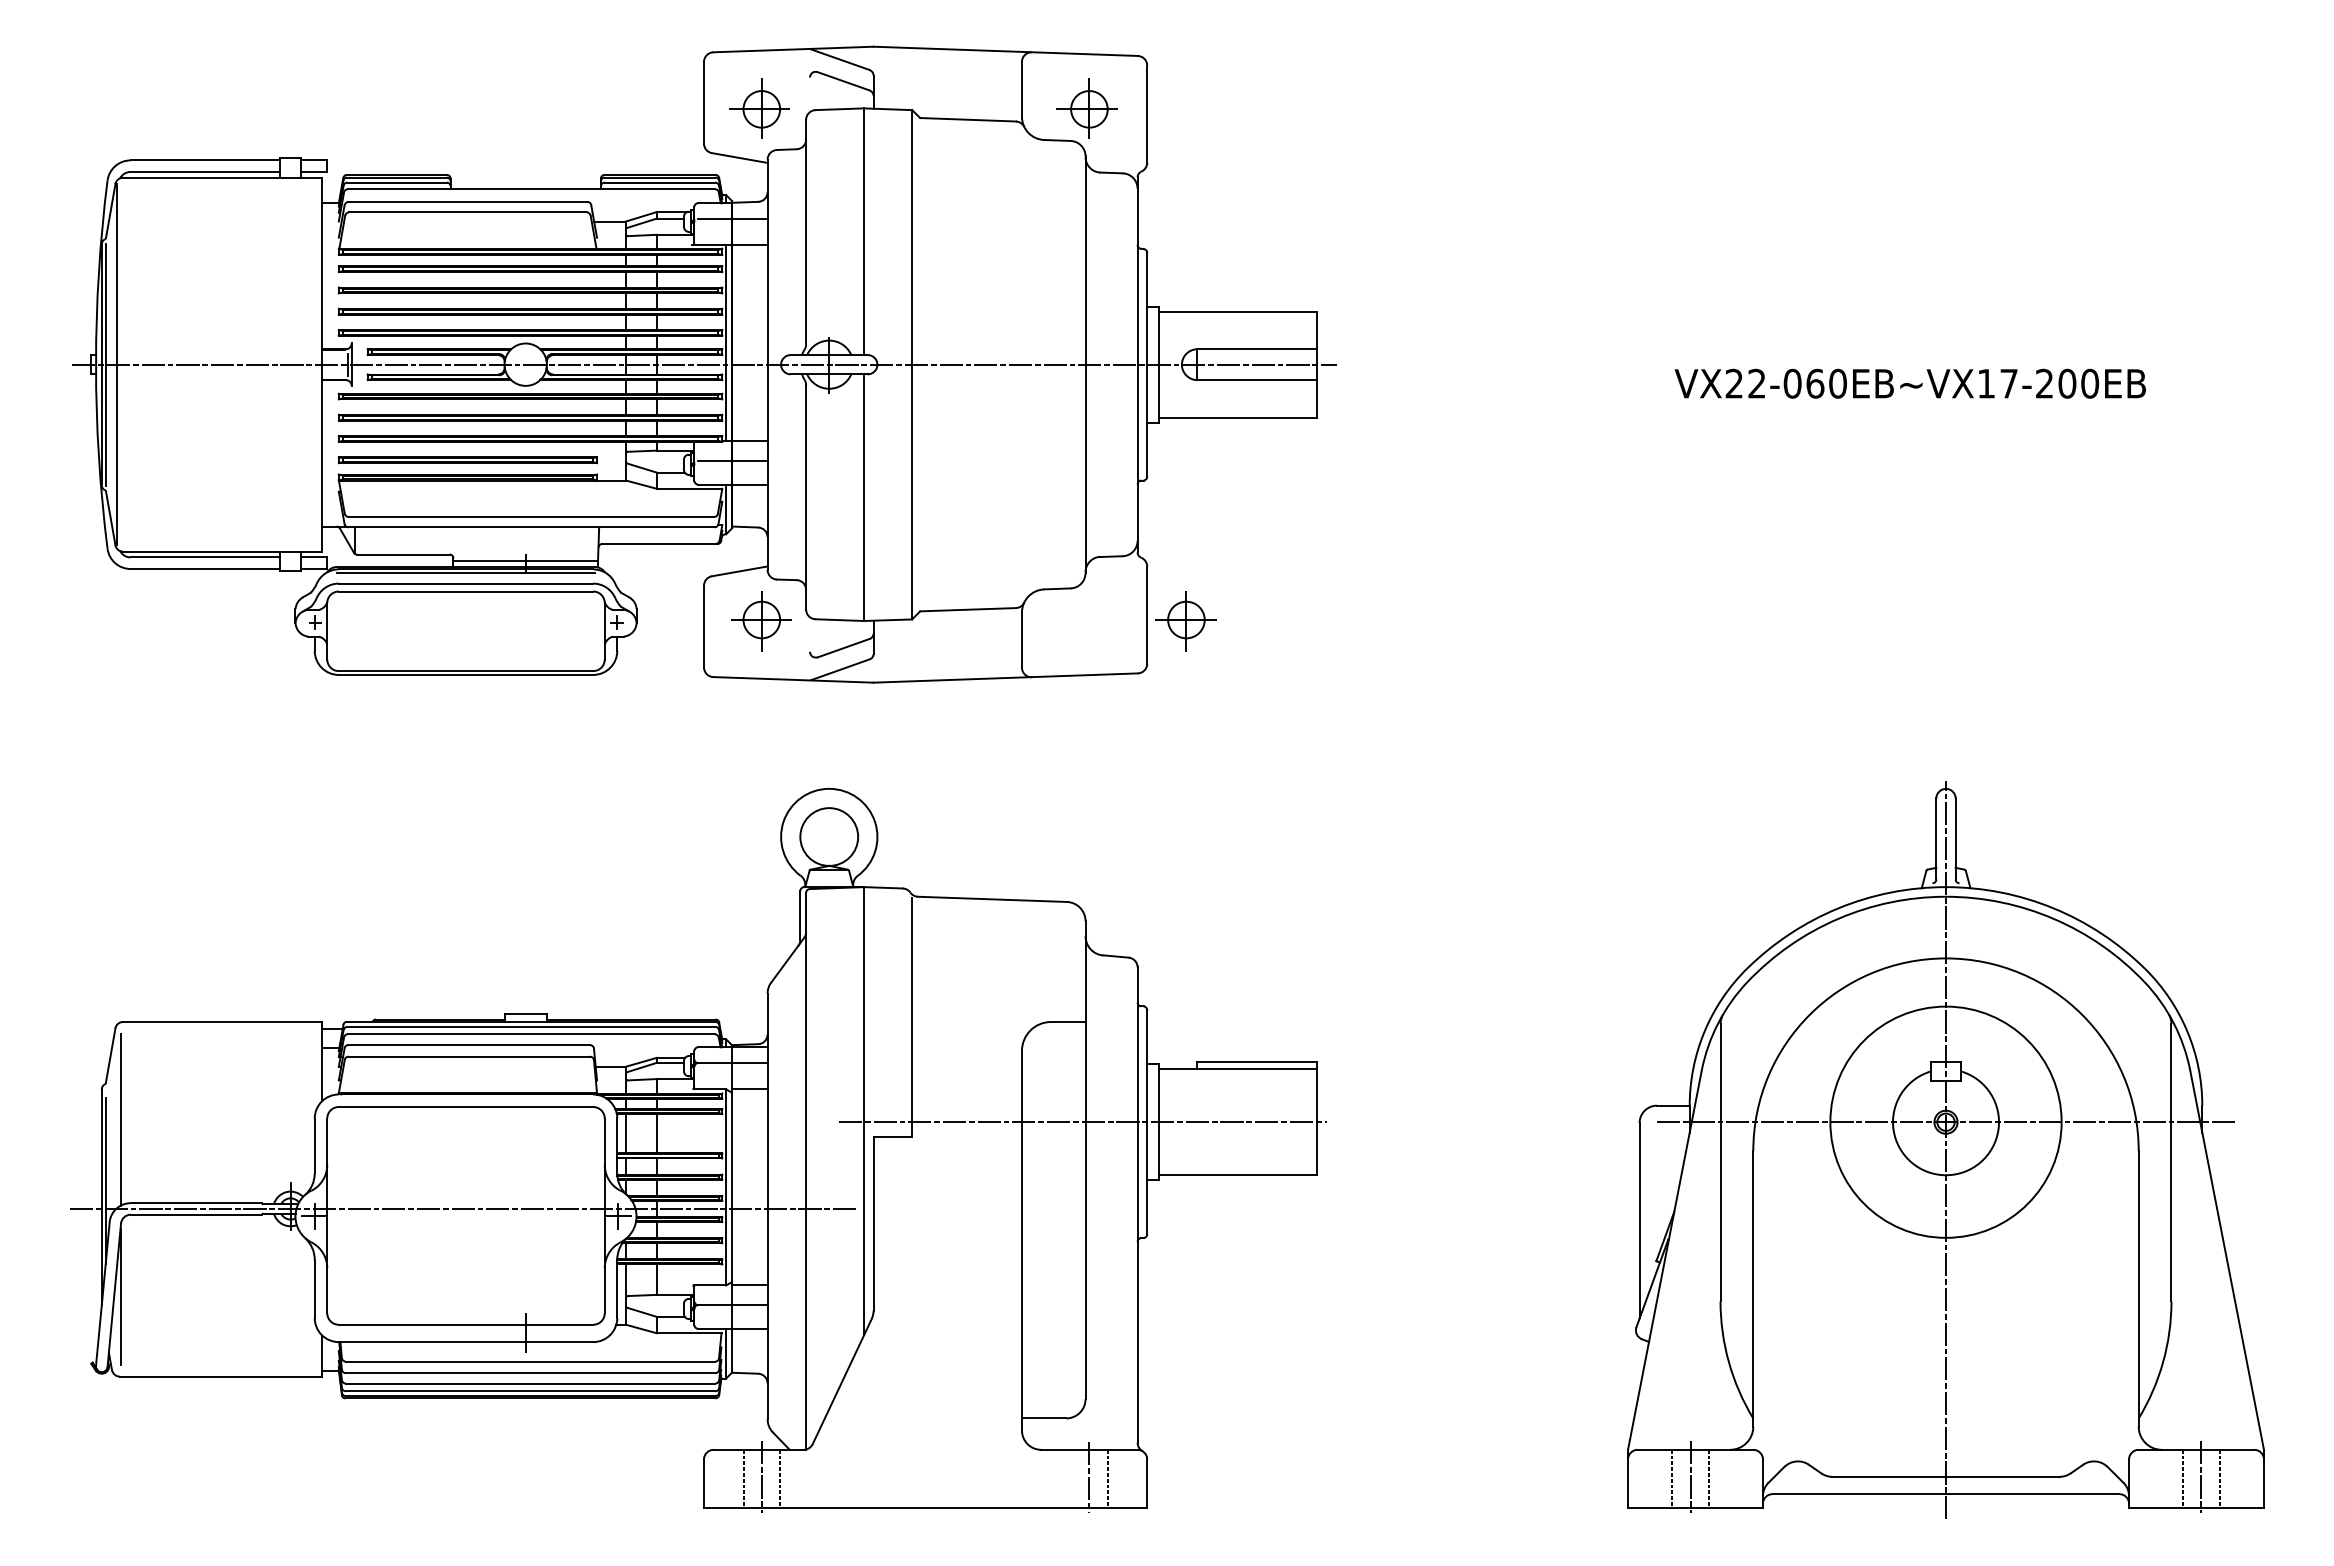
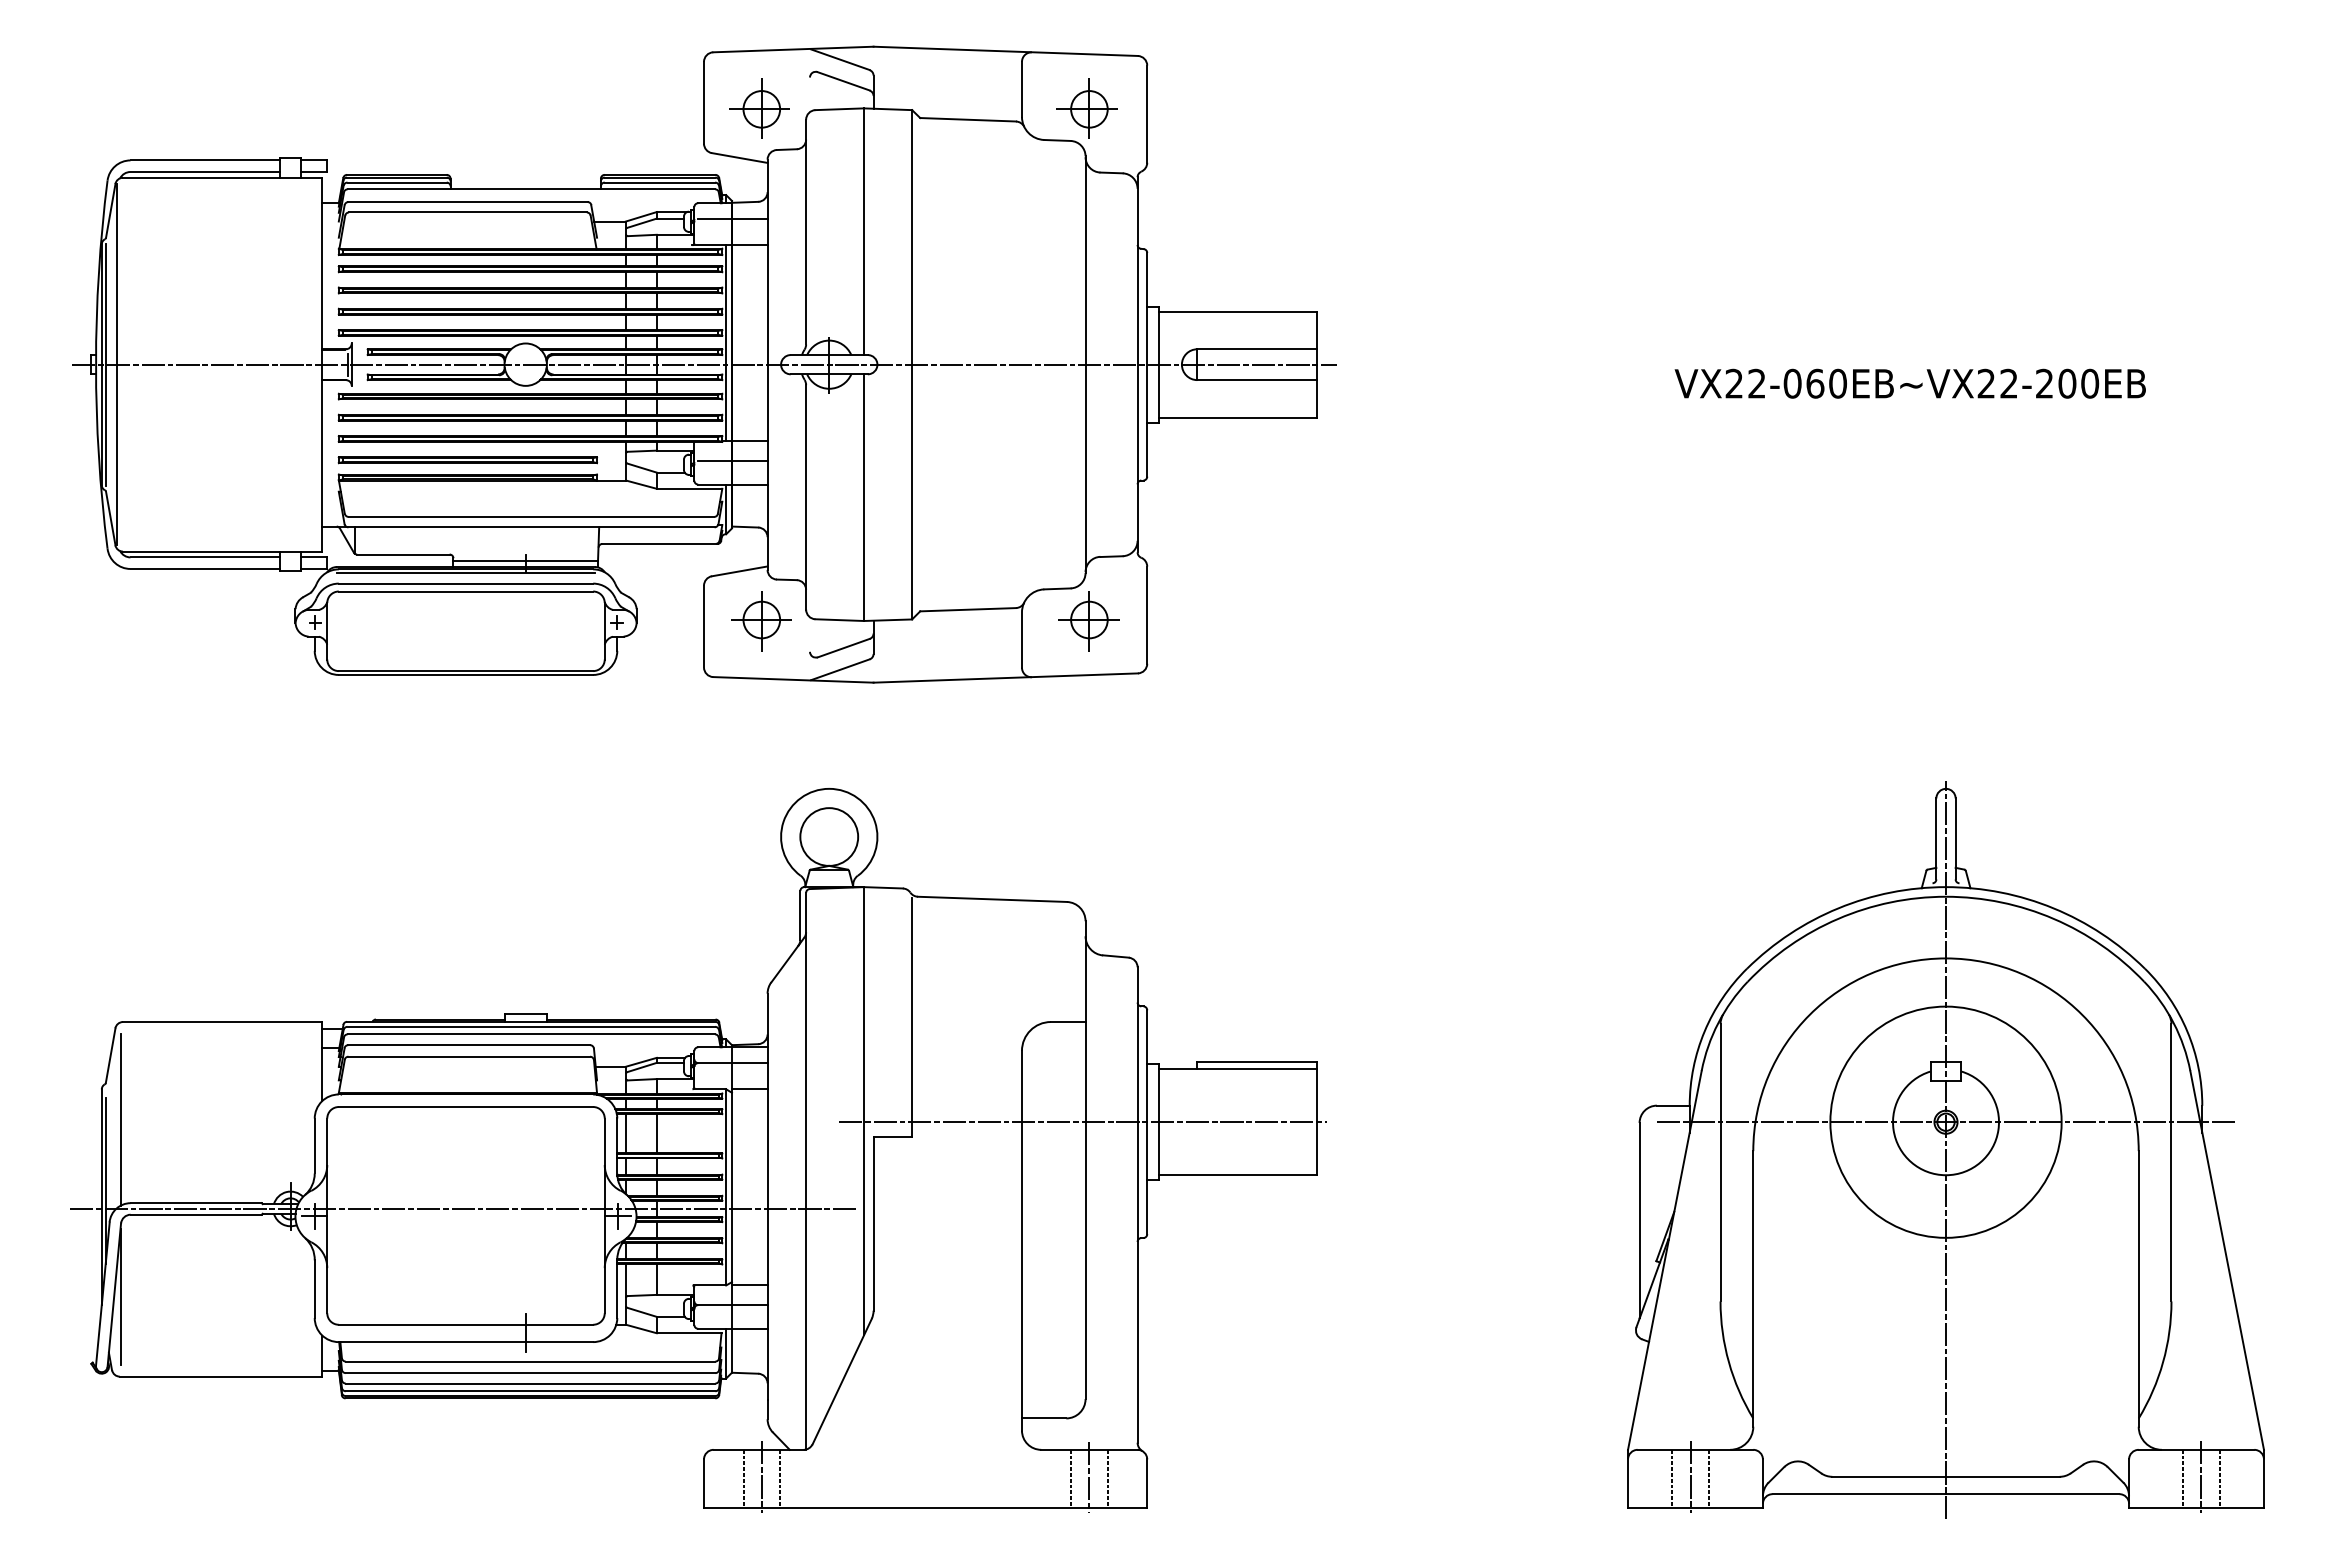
text: VX22-060EB~VX17-200EB -> VX22-060EB~VX22-200EB (1997, 383)
part position: (1185, 621) -> (1088, 621) (1088, 621)
line: none -> present (1071, 1478)
